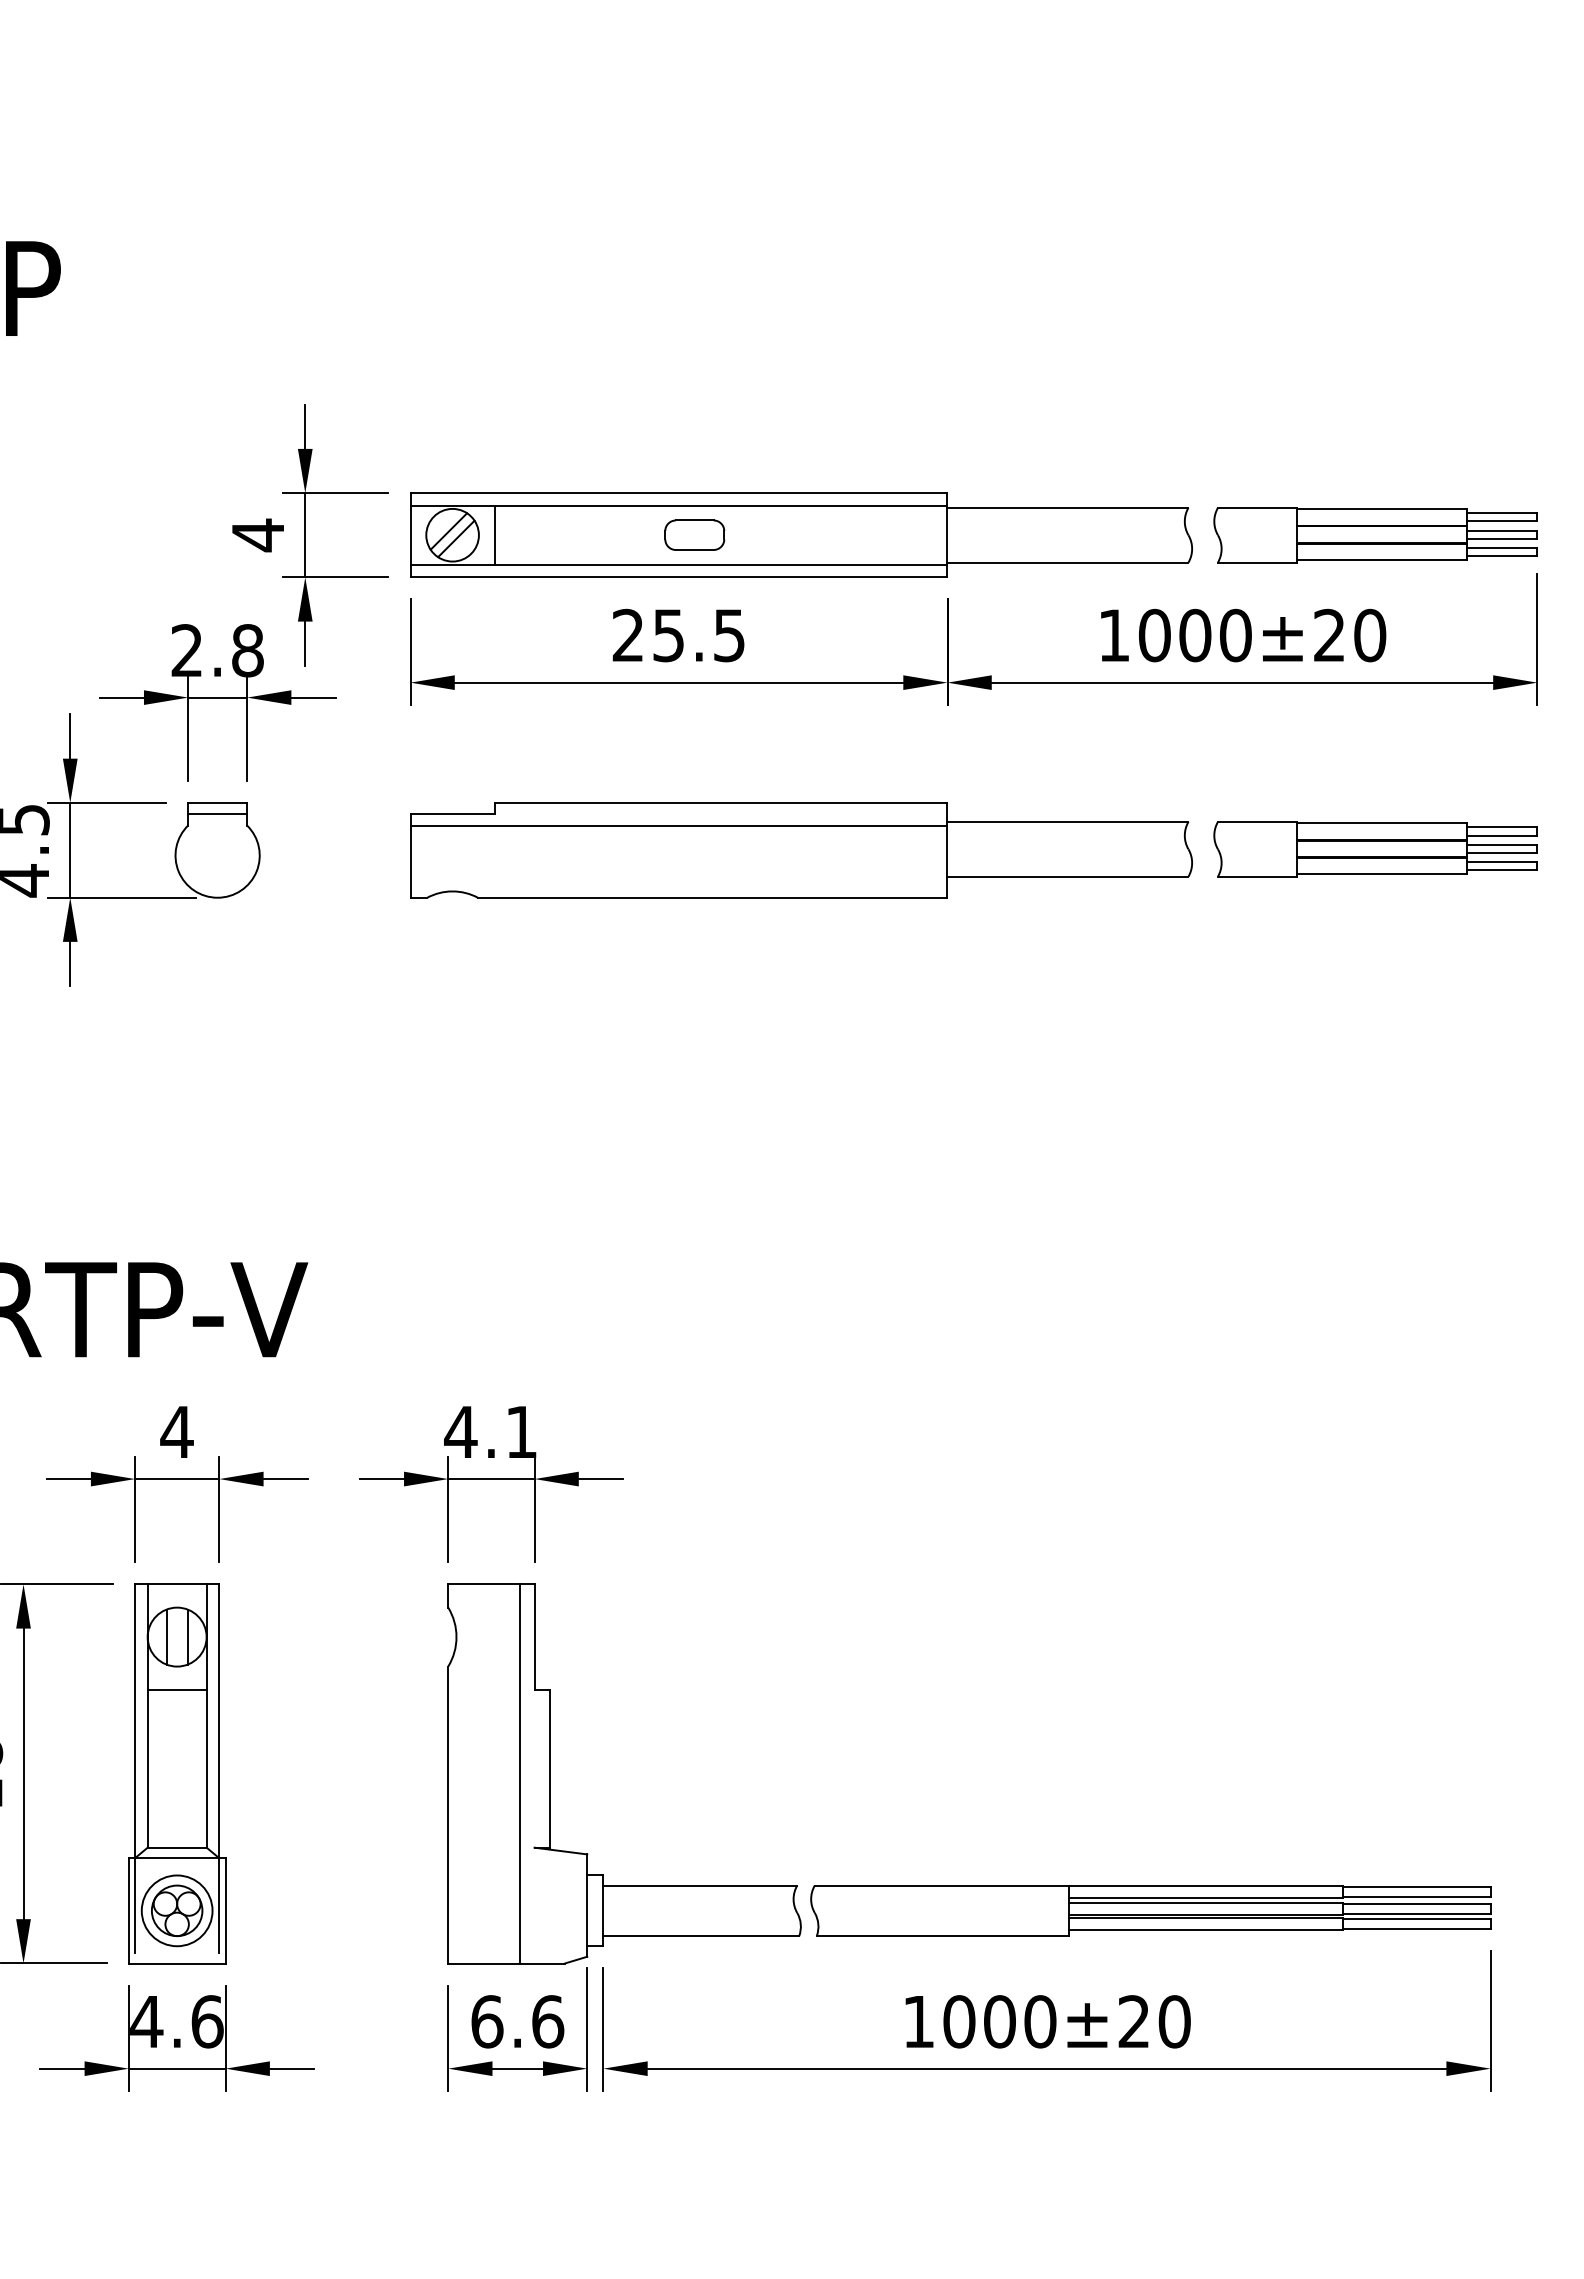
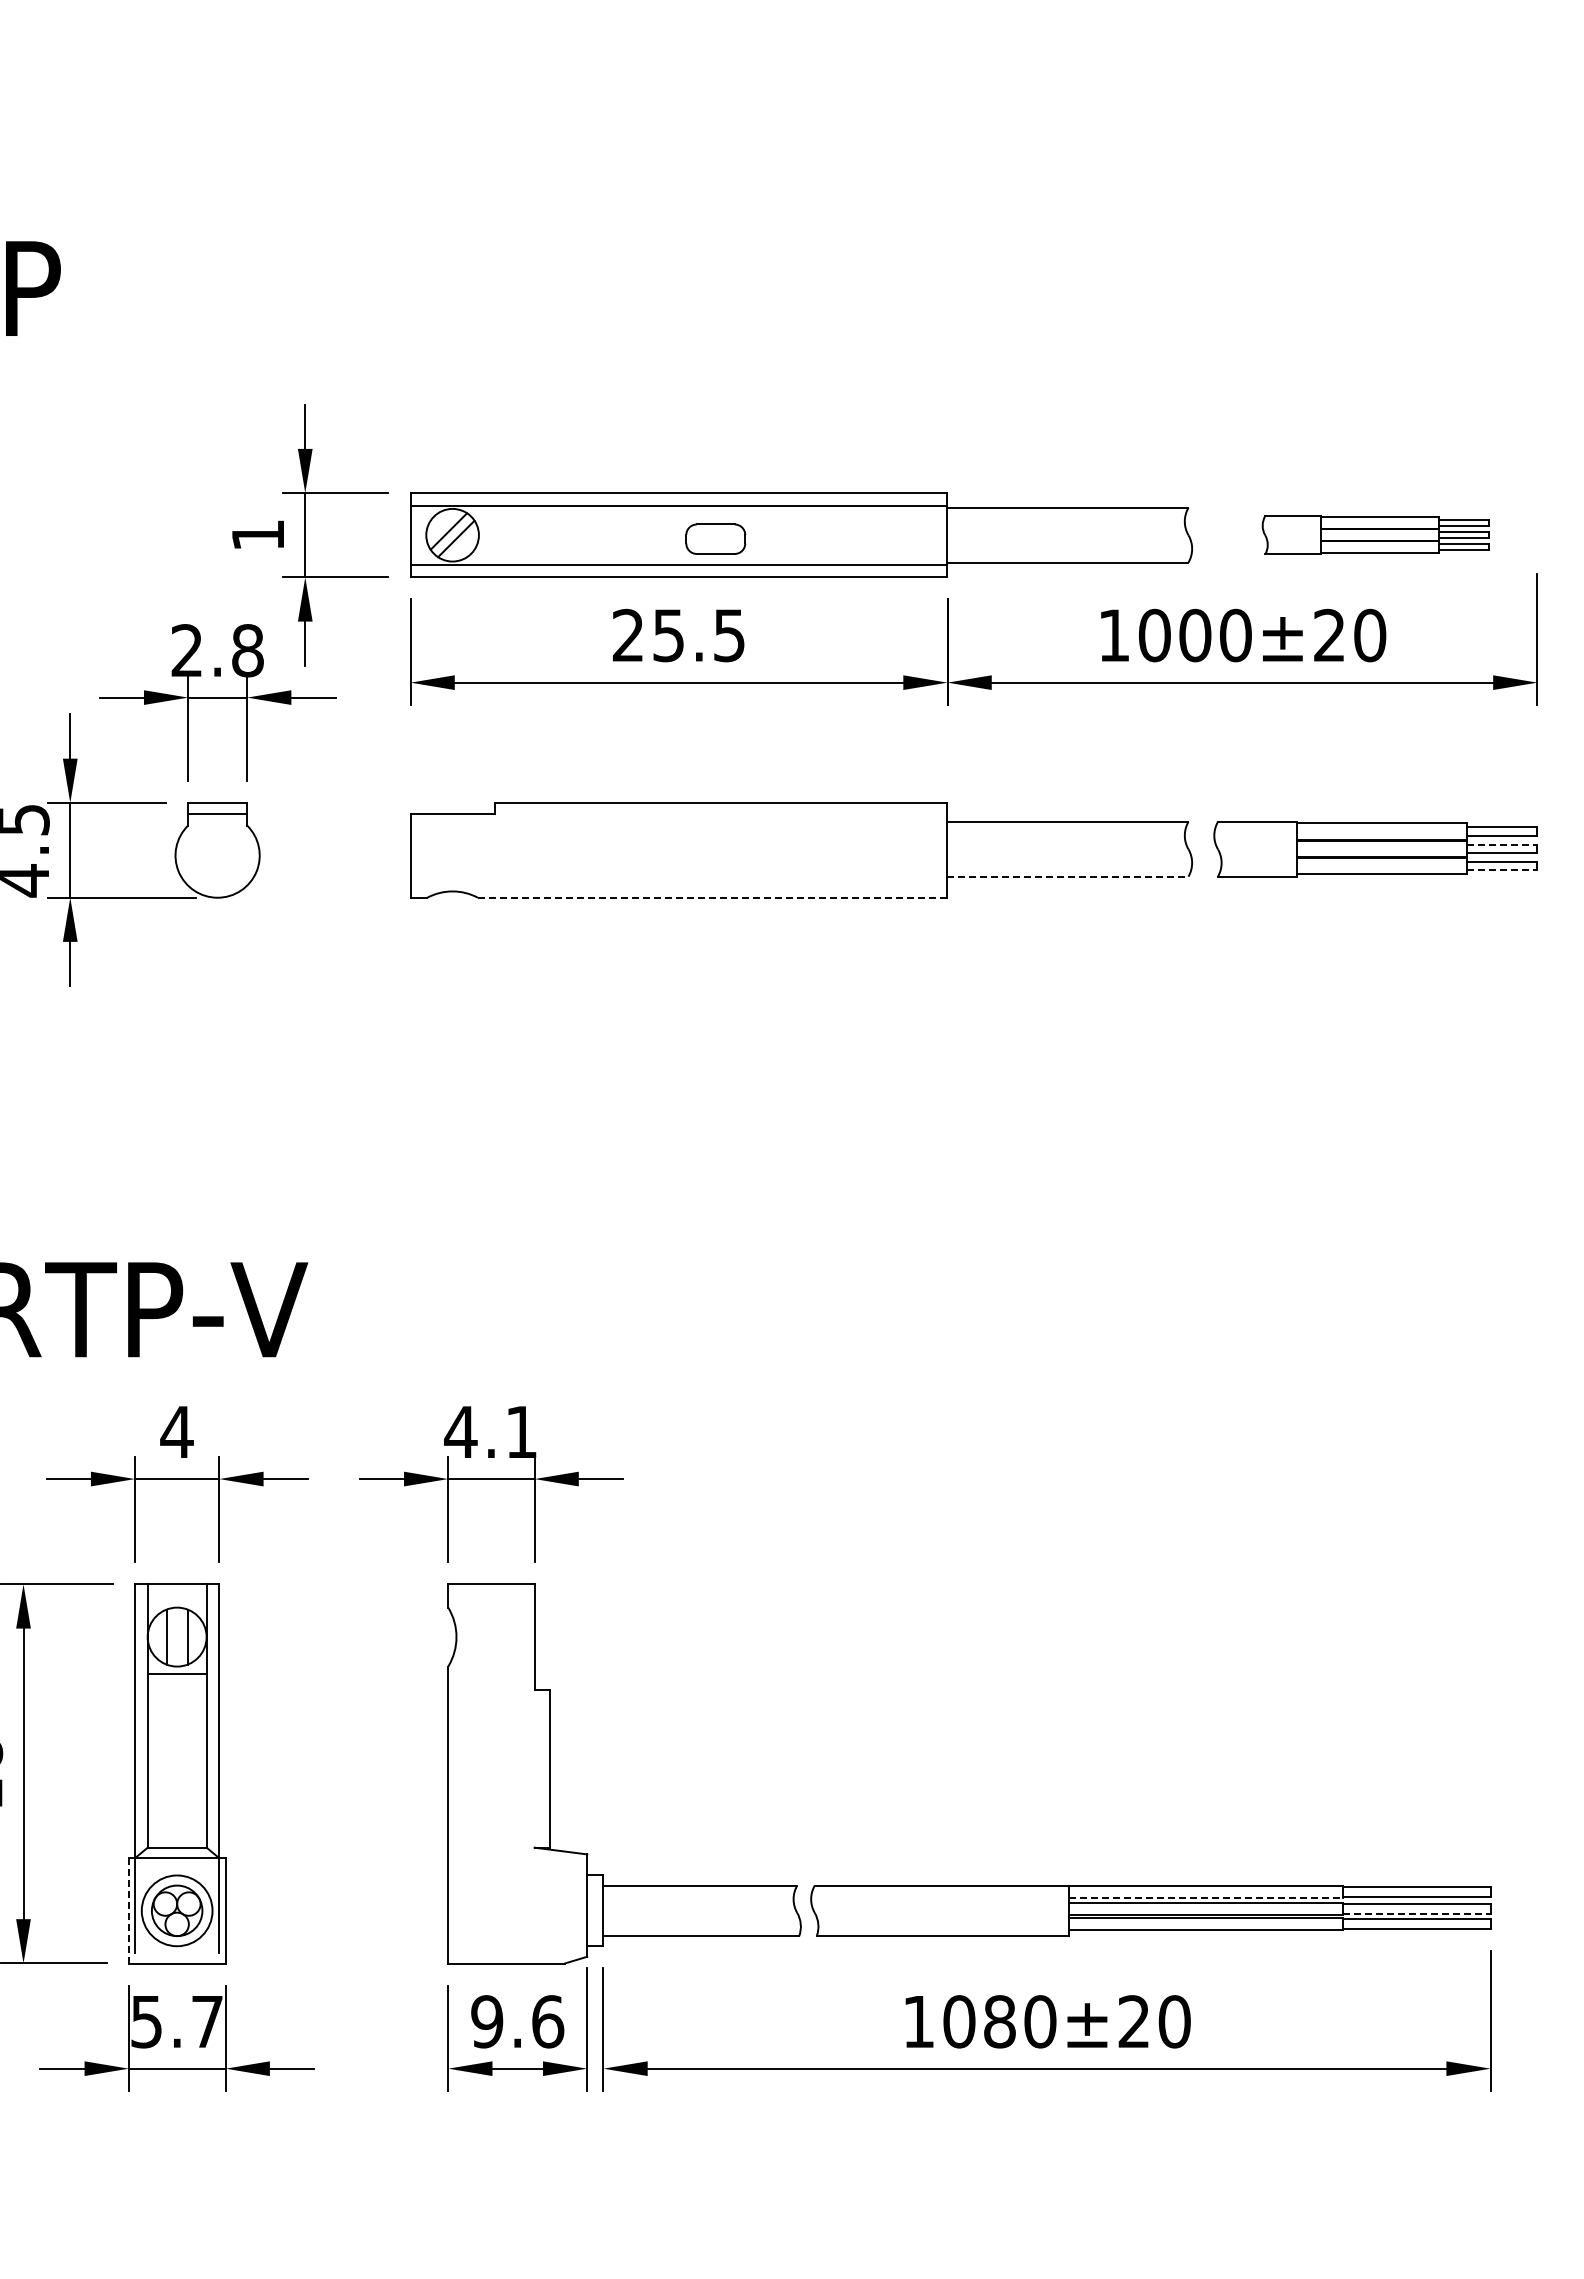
line: present -> none (494, 534)
part position: (694, 534) -> (715, 538) (715, 538)
text: 4 -> 1 (257, 535)
part size: 325x57 px -> 229x40 px (1375, 534)
line: present -> none (678, 825)
line: solid -> dashed (1502, 844)
line: solid -> dashed (1502, 870)
line: solid -> dashed (1067, 876)
line: solid -> dashed (712, 897)
line position: (176, 1689) -> (176, 1673) (176, 1673)
line: present -> none (519, 1773)
line: solid -> dashed (1206, 1898)
line: solid -> dashed (128, 1910)
line: solid -> dashed (1416, 1914)
text: 4.6 -> 5.7 (176, 2021)
text: 6.6 -> 9.6 (487, 2021)
text: 1000±20 -> 1080±20 (999, 2021)
